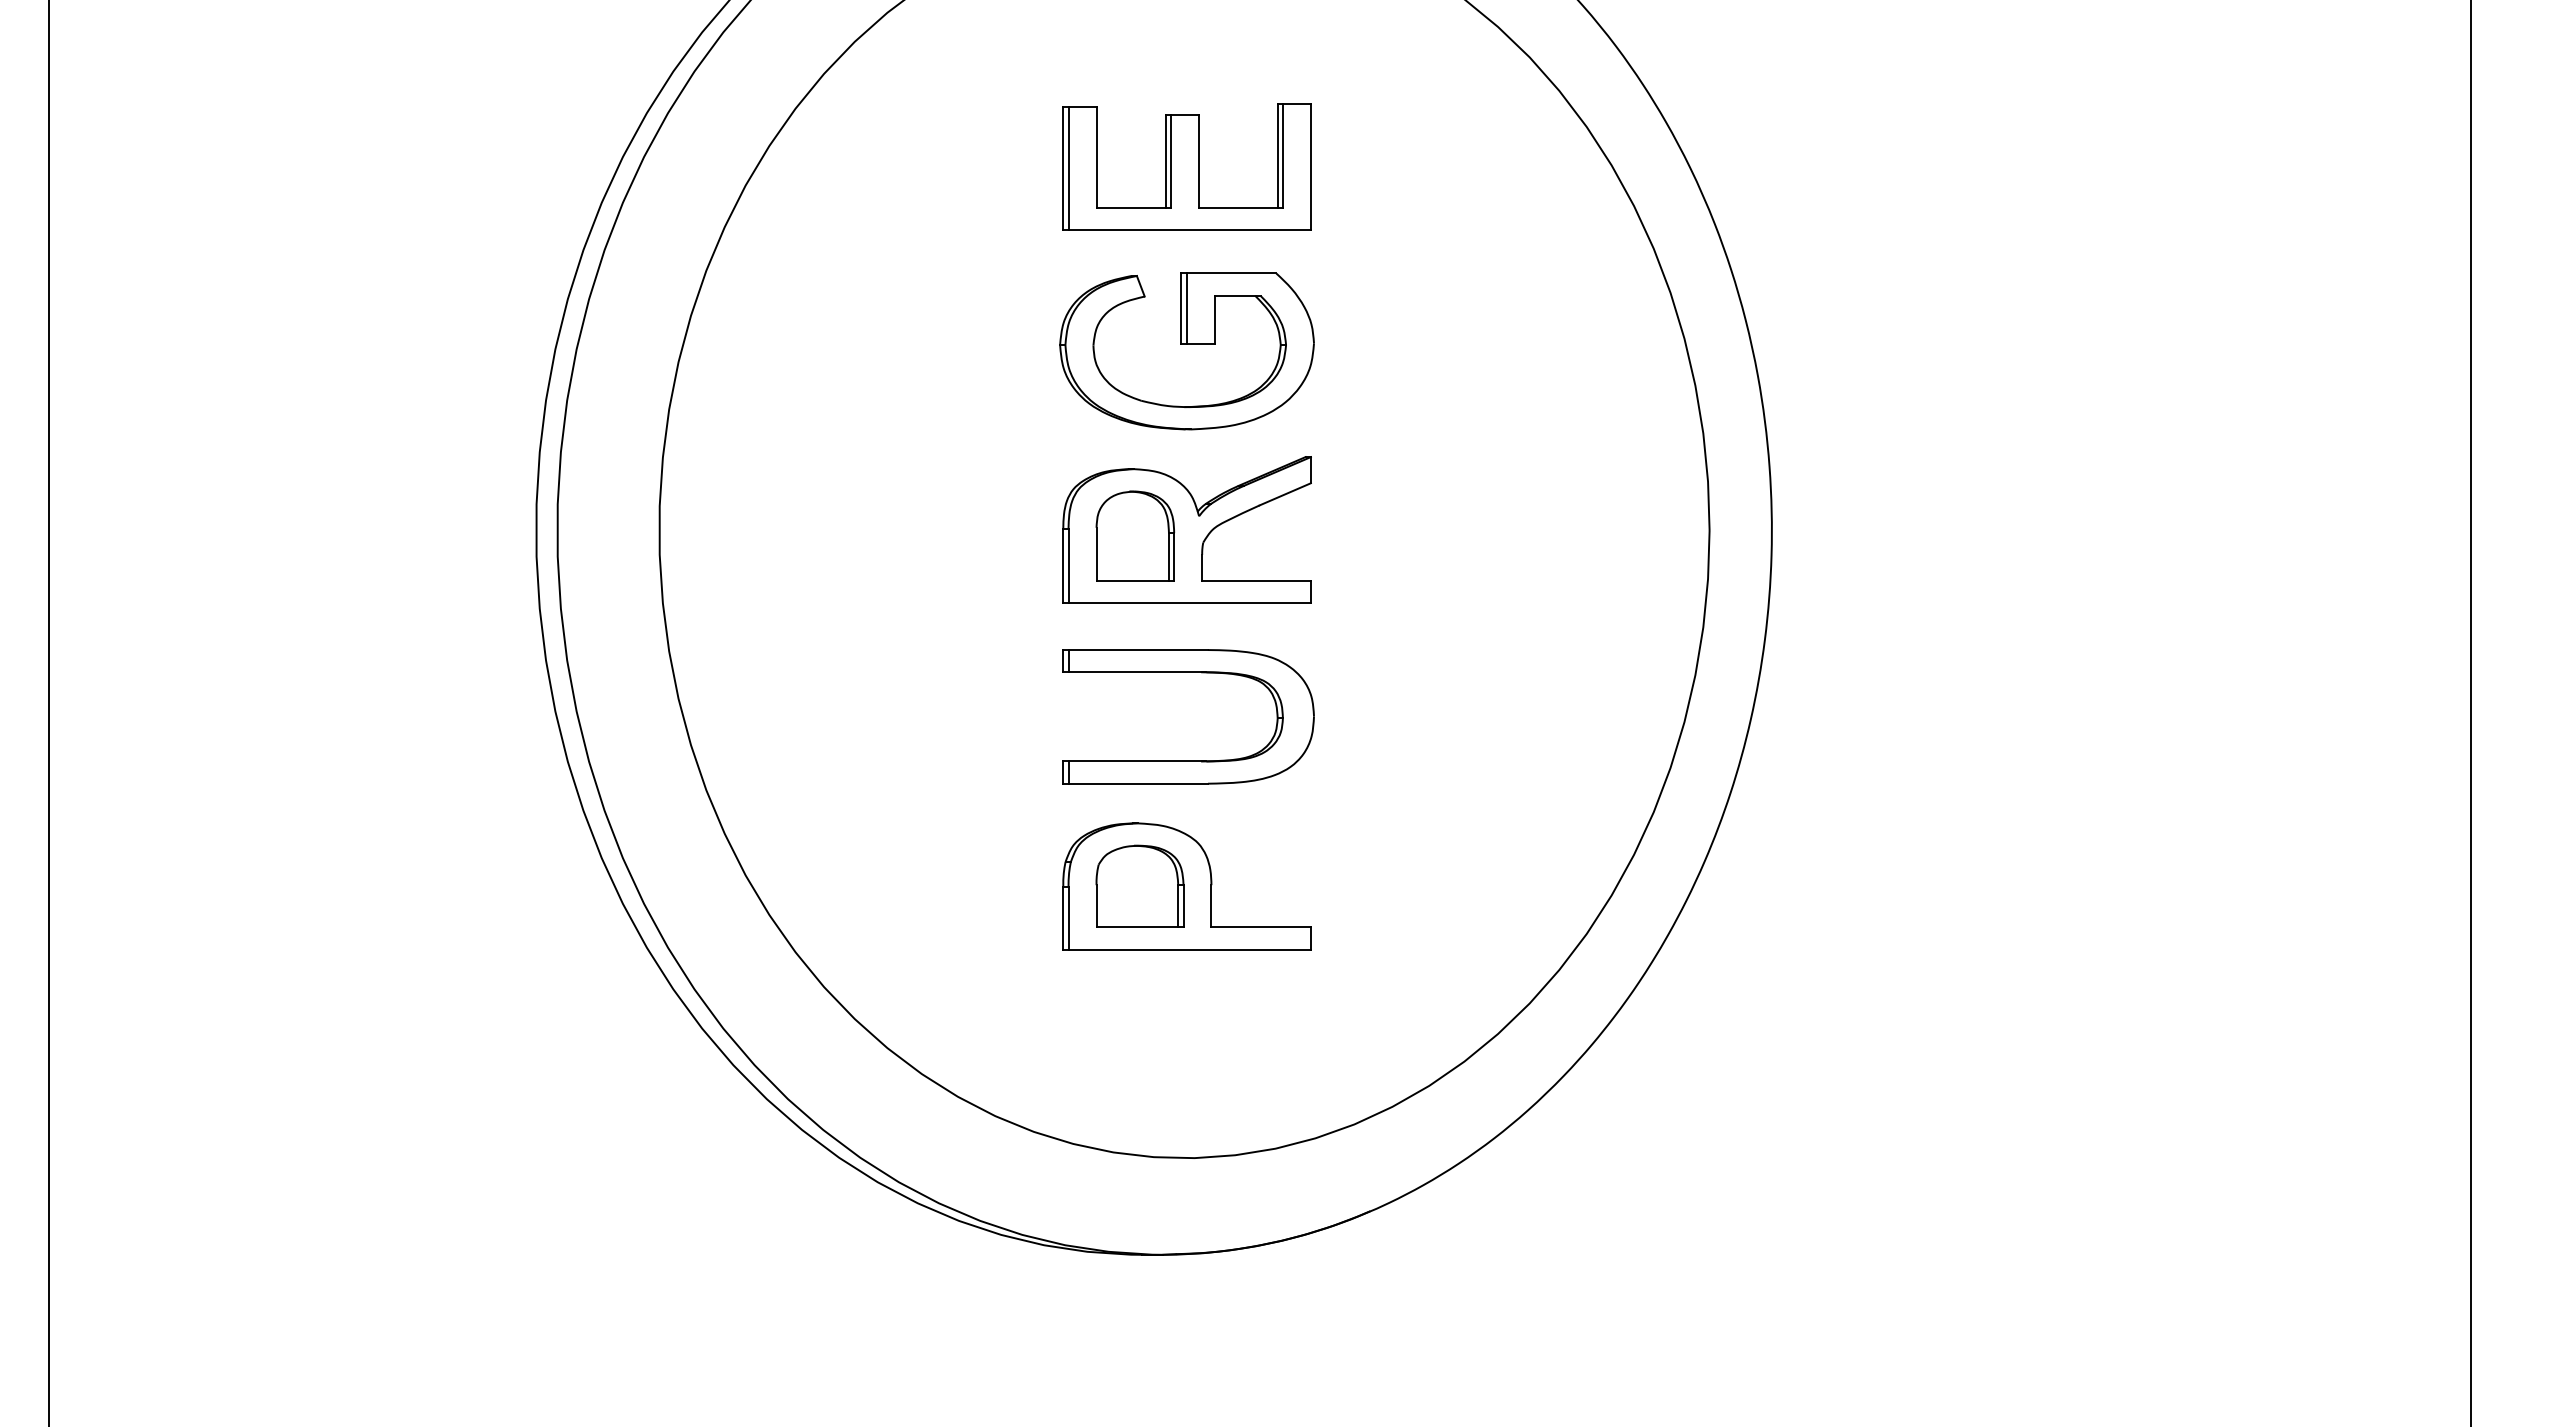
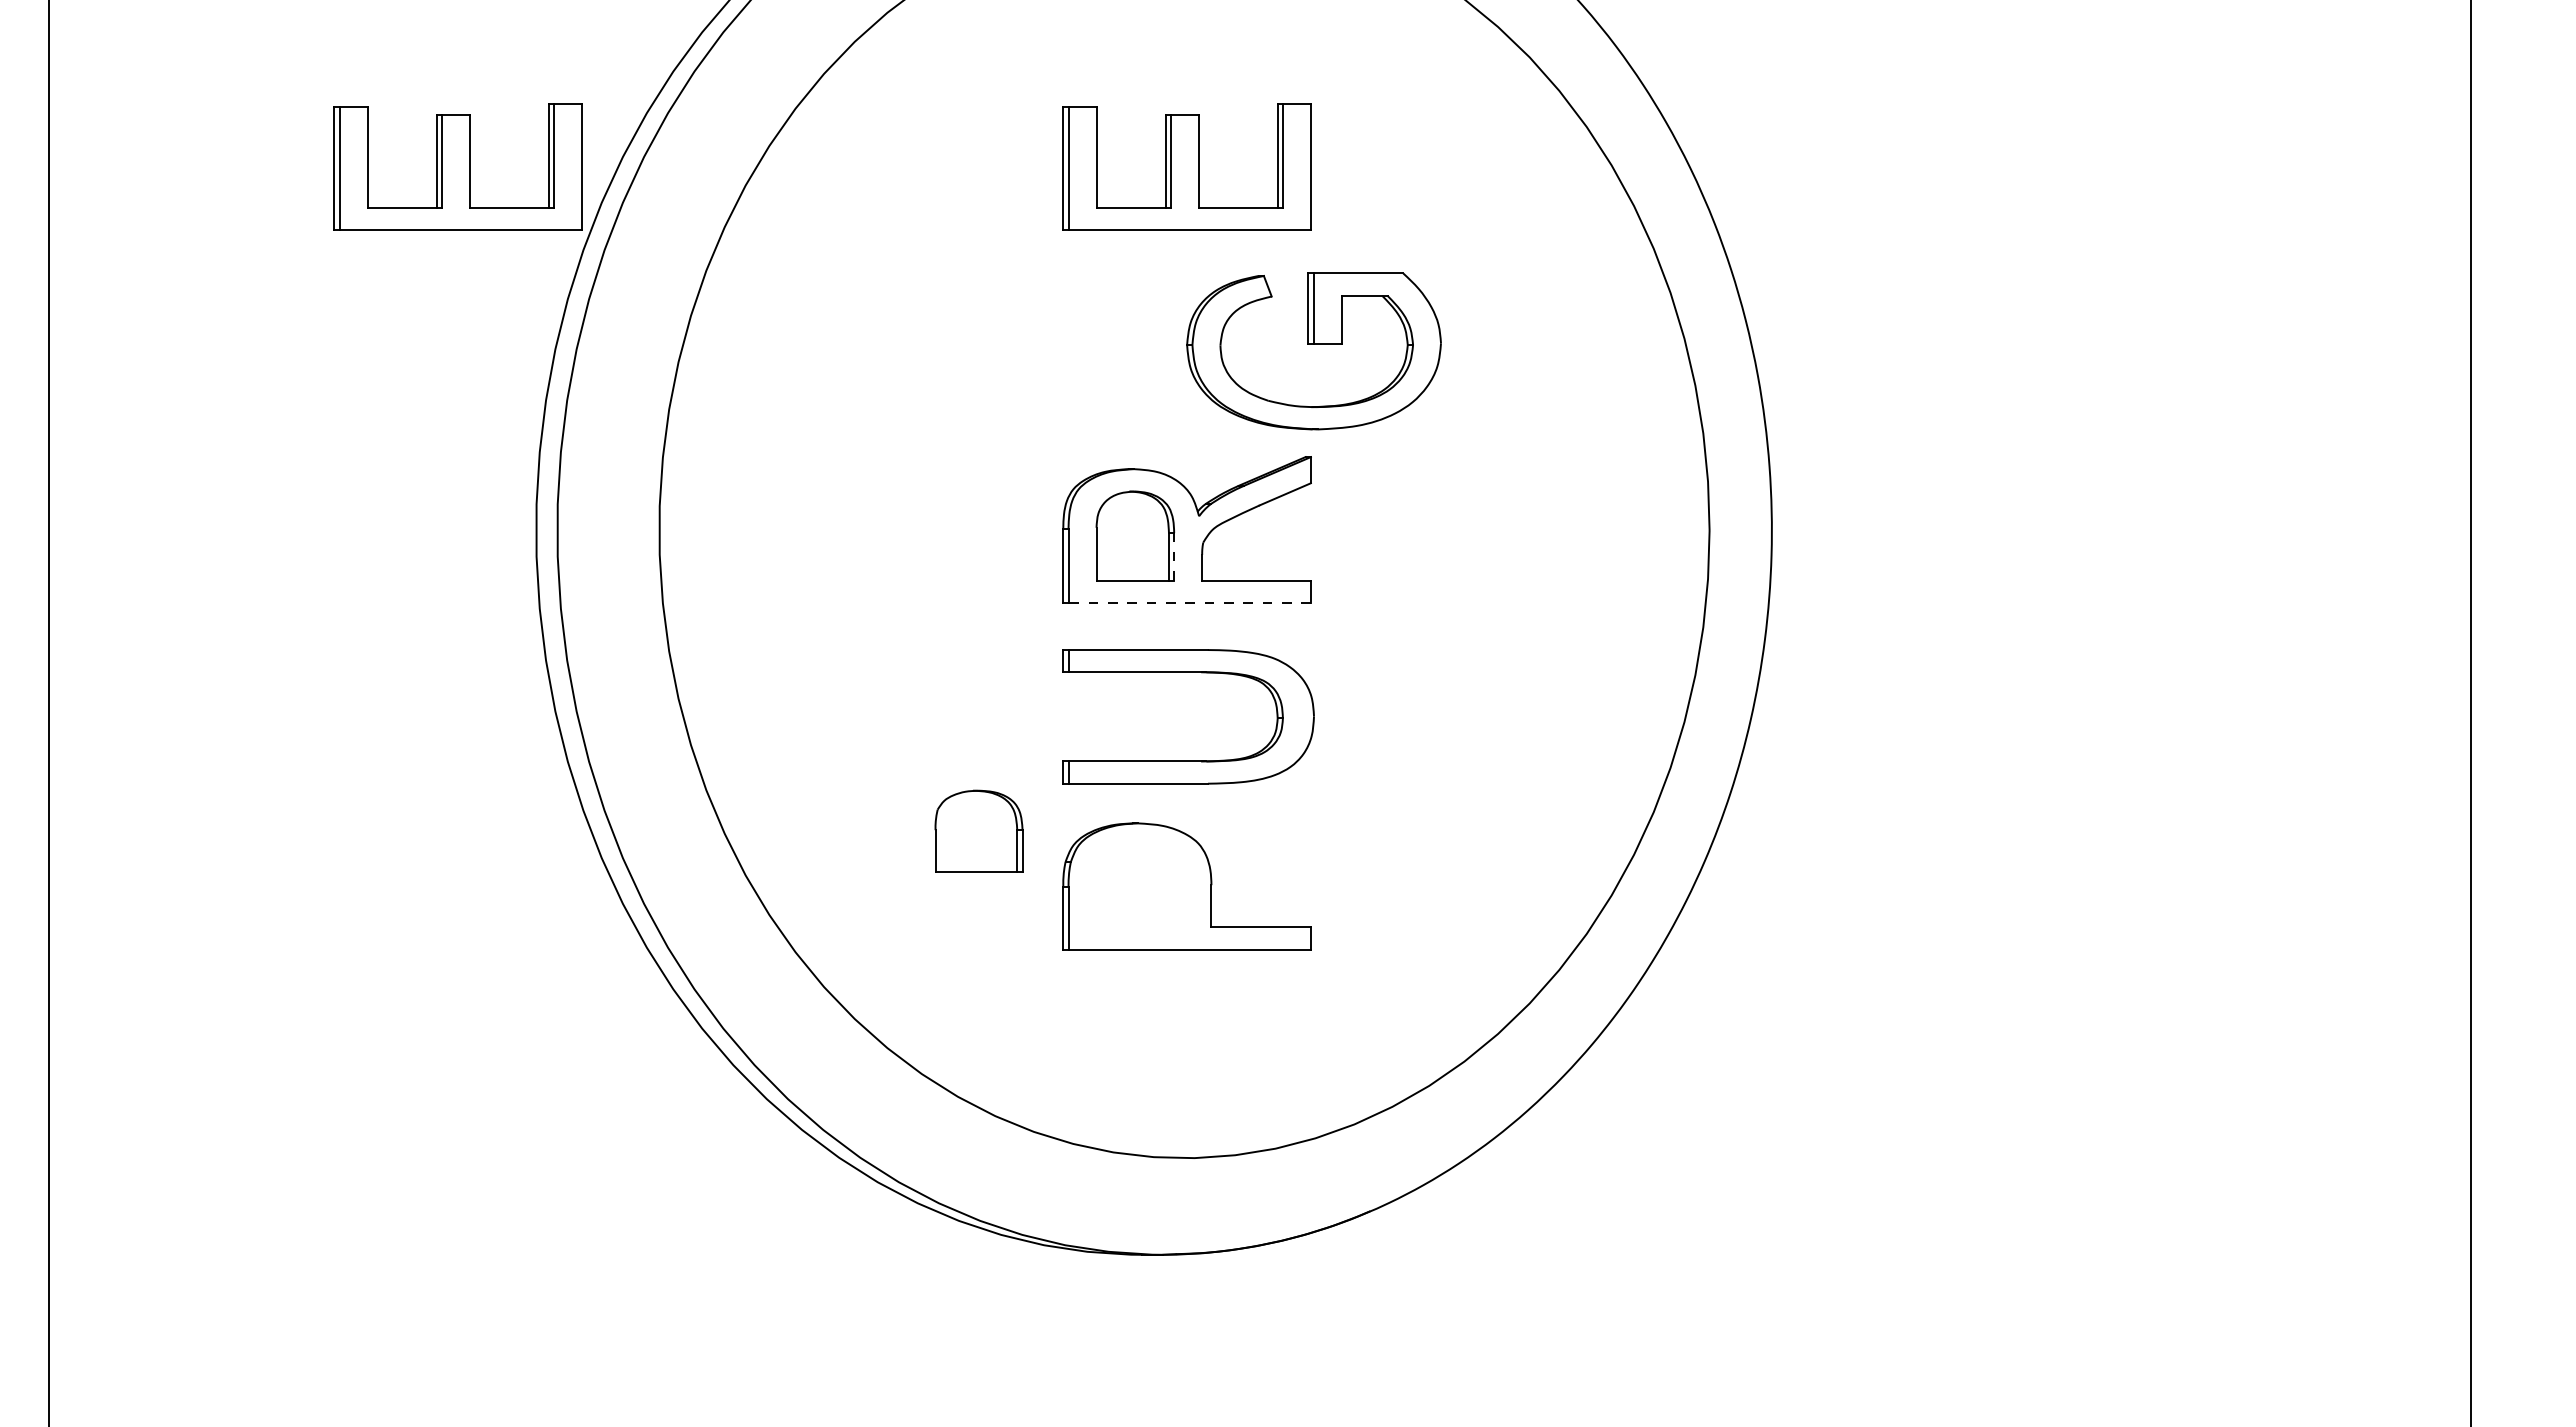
part: none -> present (457, 166)
part position: (1186, 344) -> (1313, 344) (1313, 344)
line: solid -> dashed (1174, 556)
line: solid -> dashed (1189, 602)
part position: (1139, 885) -> (978, 830) (978, 830)
